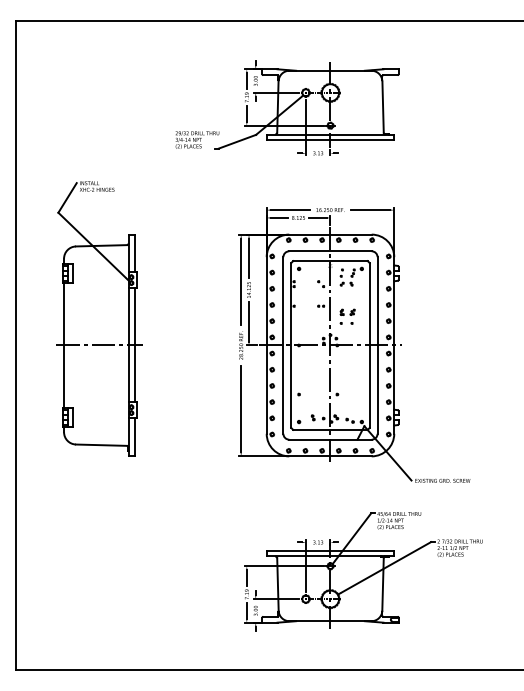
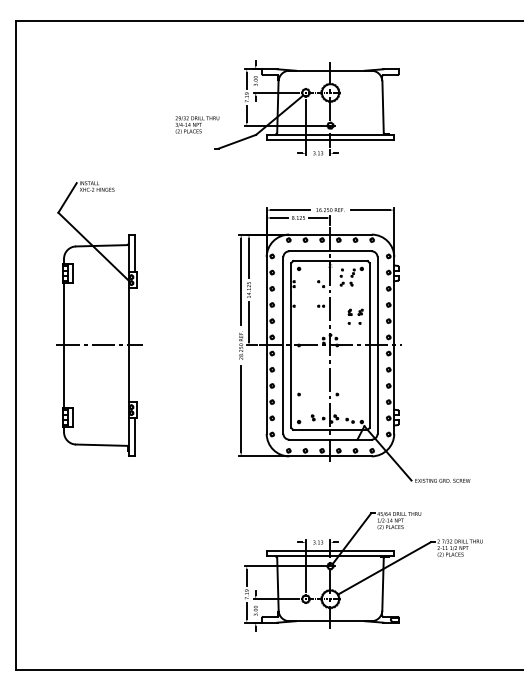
text position: (197, 139) -> (197, 124) (197, 124)
part position: (347, 316) -> (355, 316) (355, 316)
line: present -> none (134, 344)
